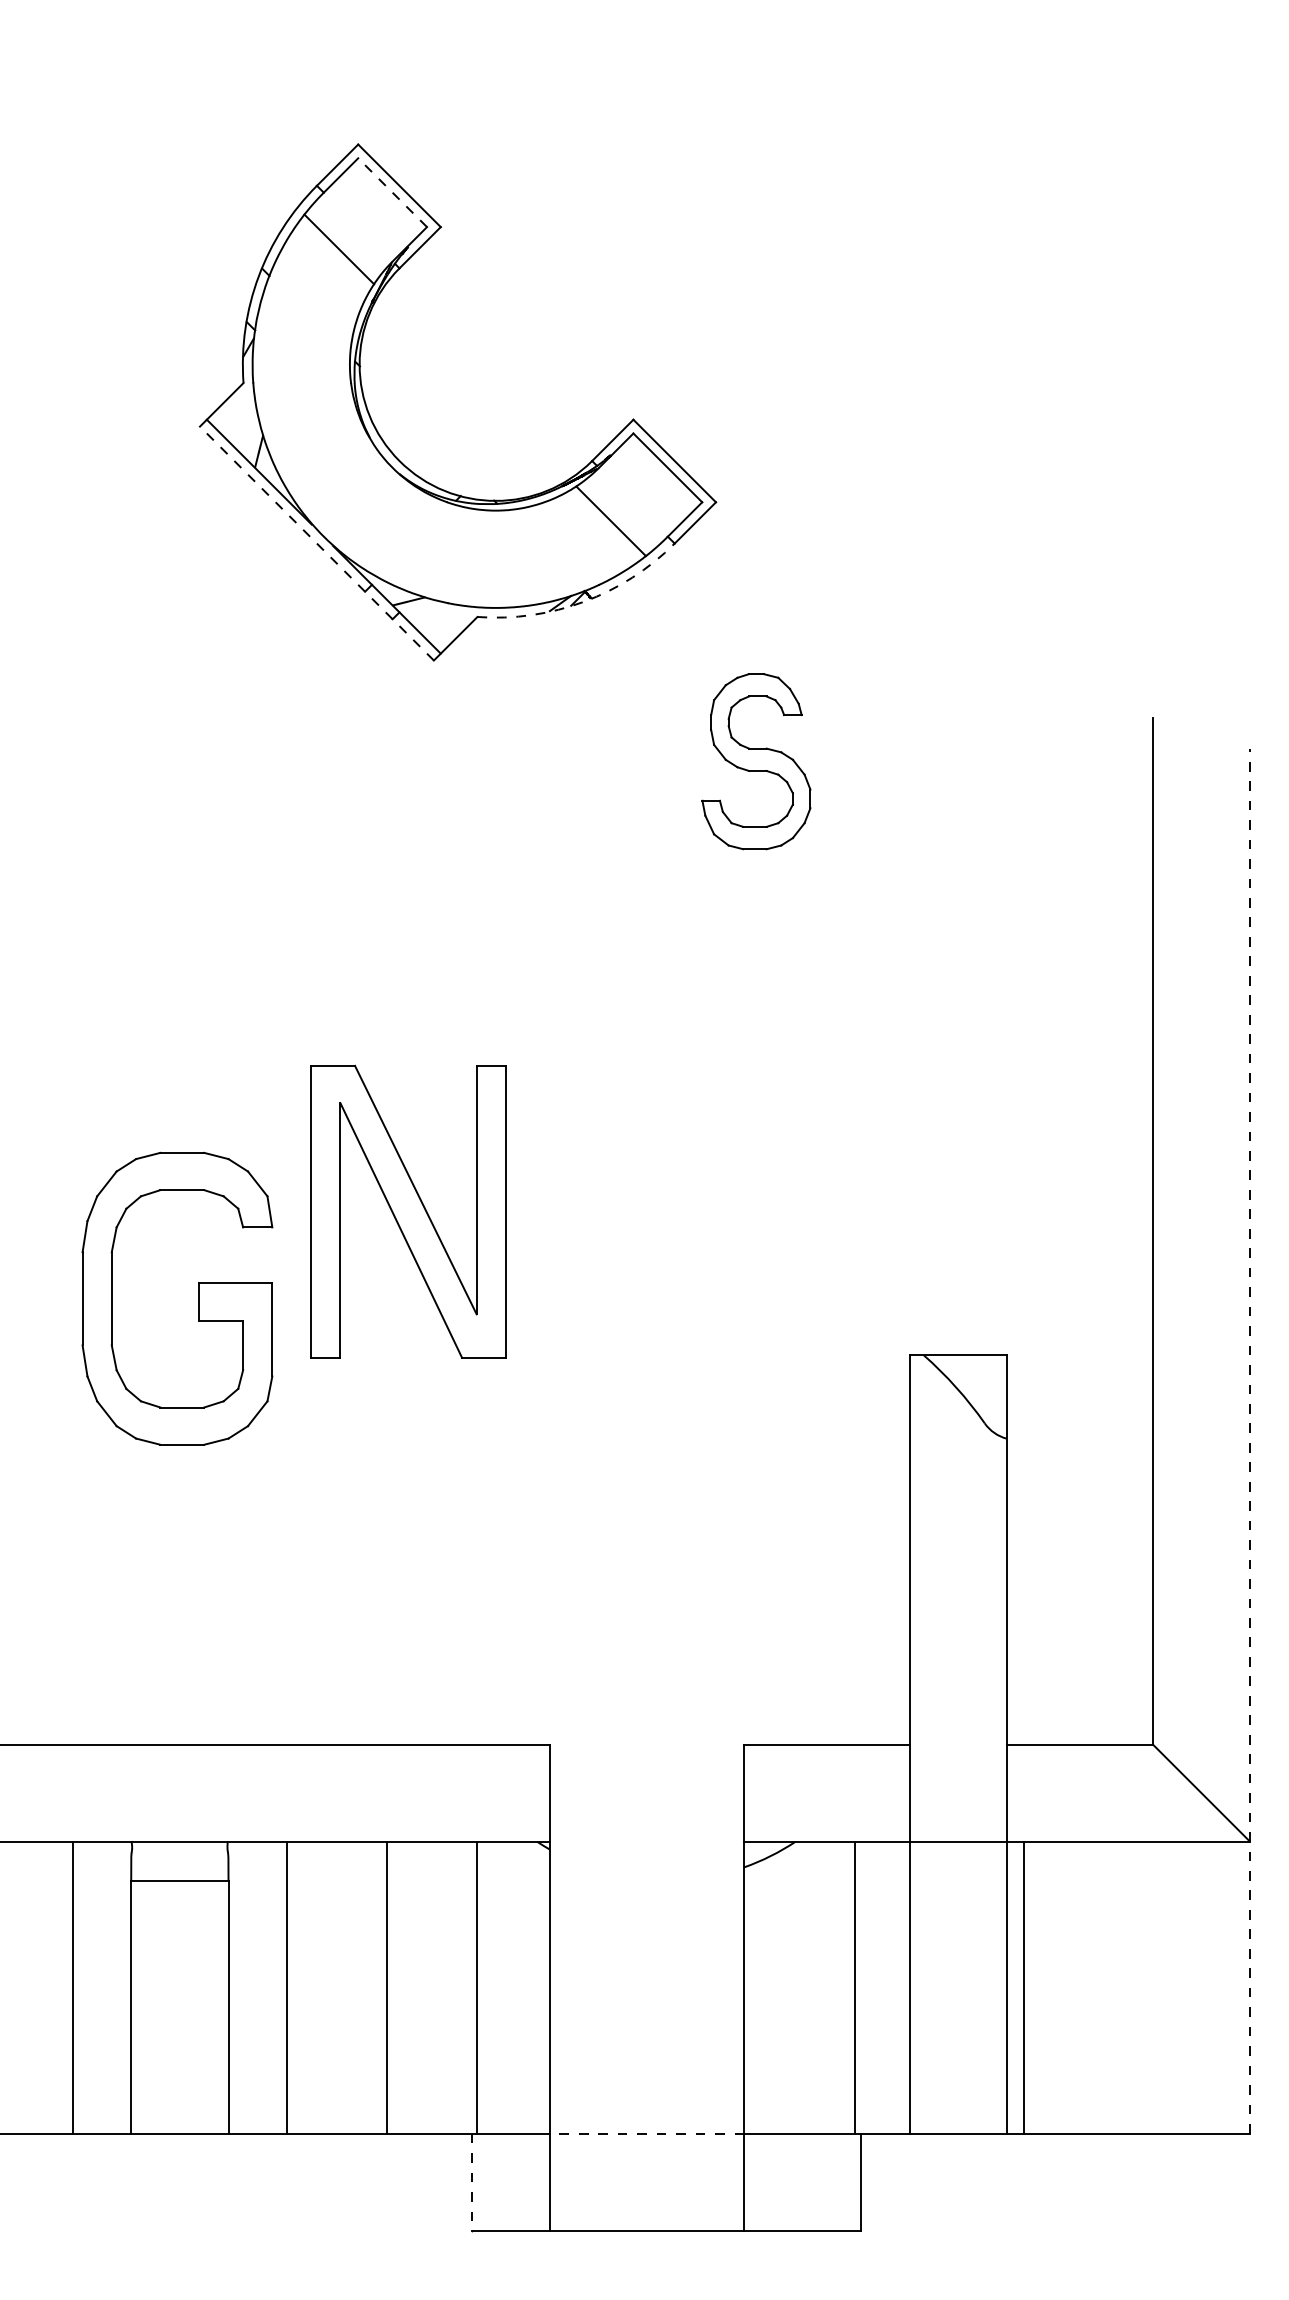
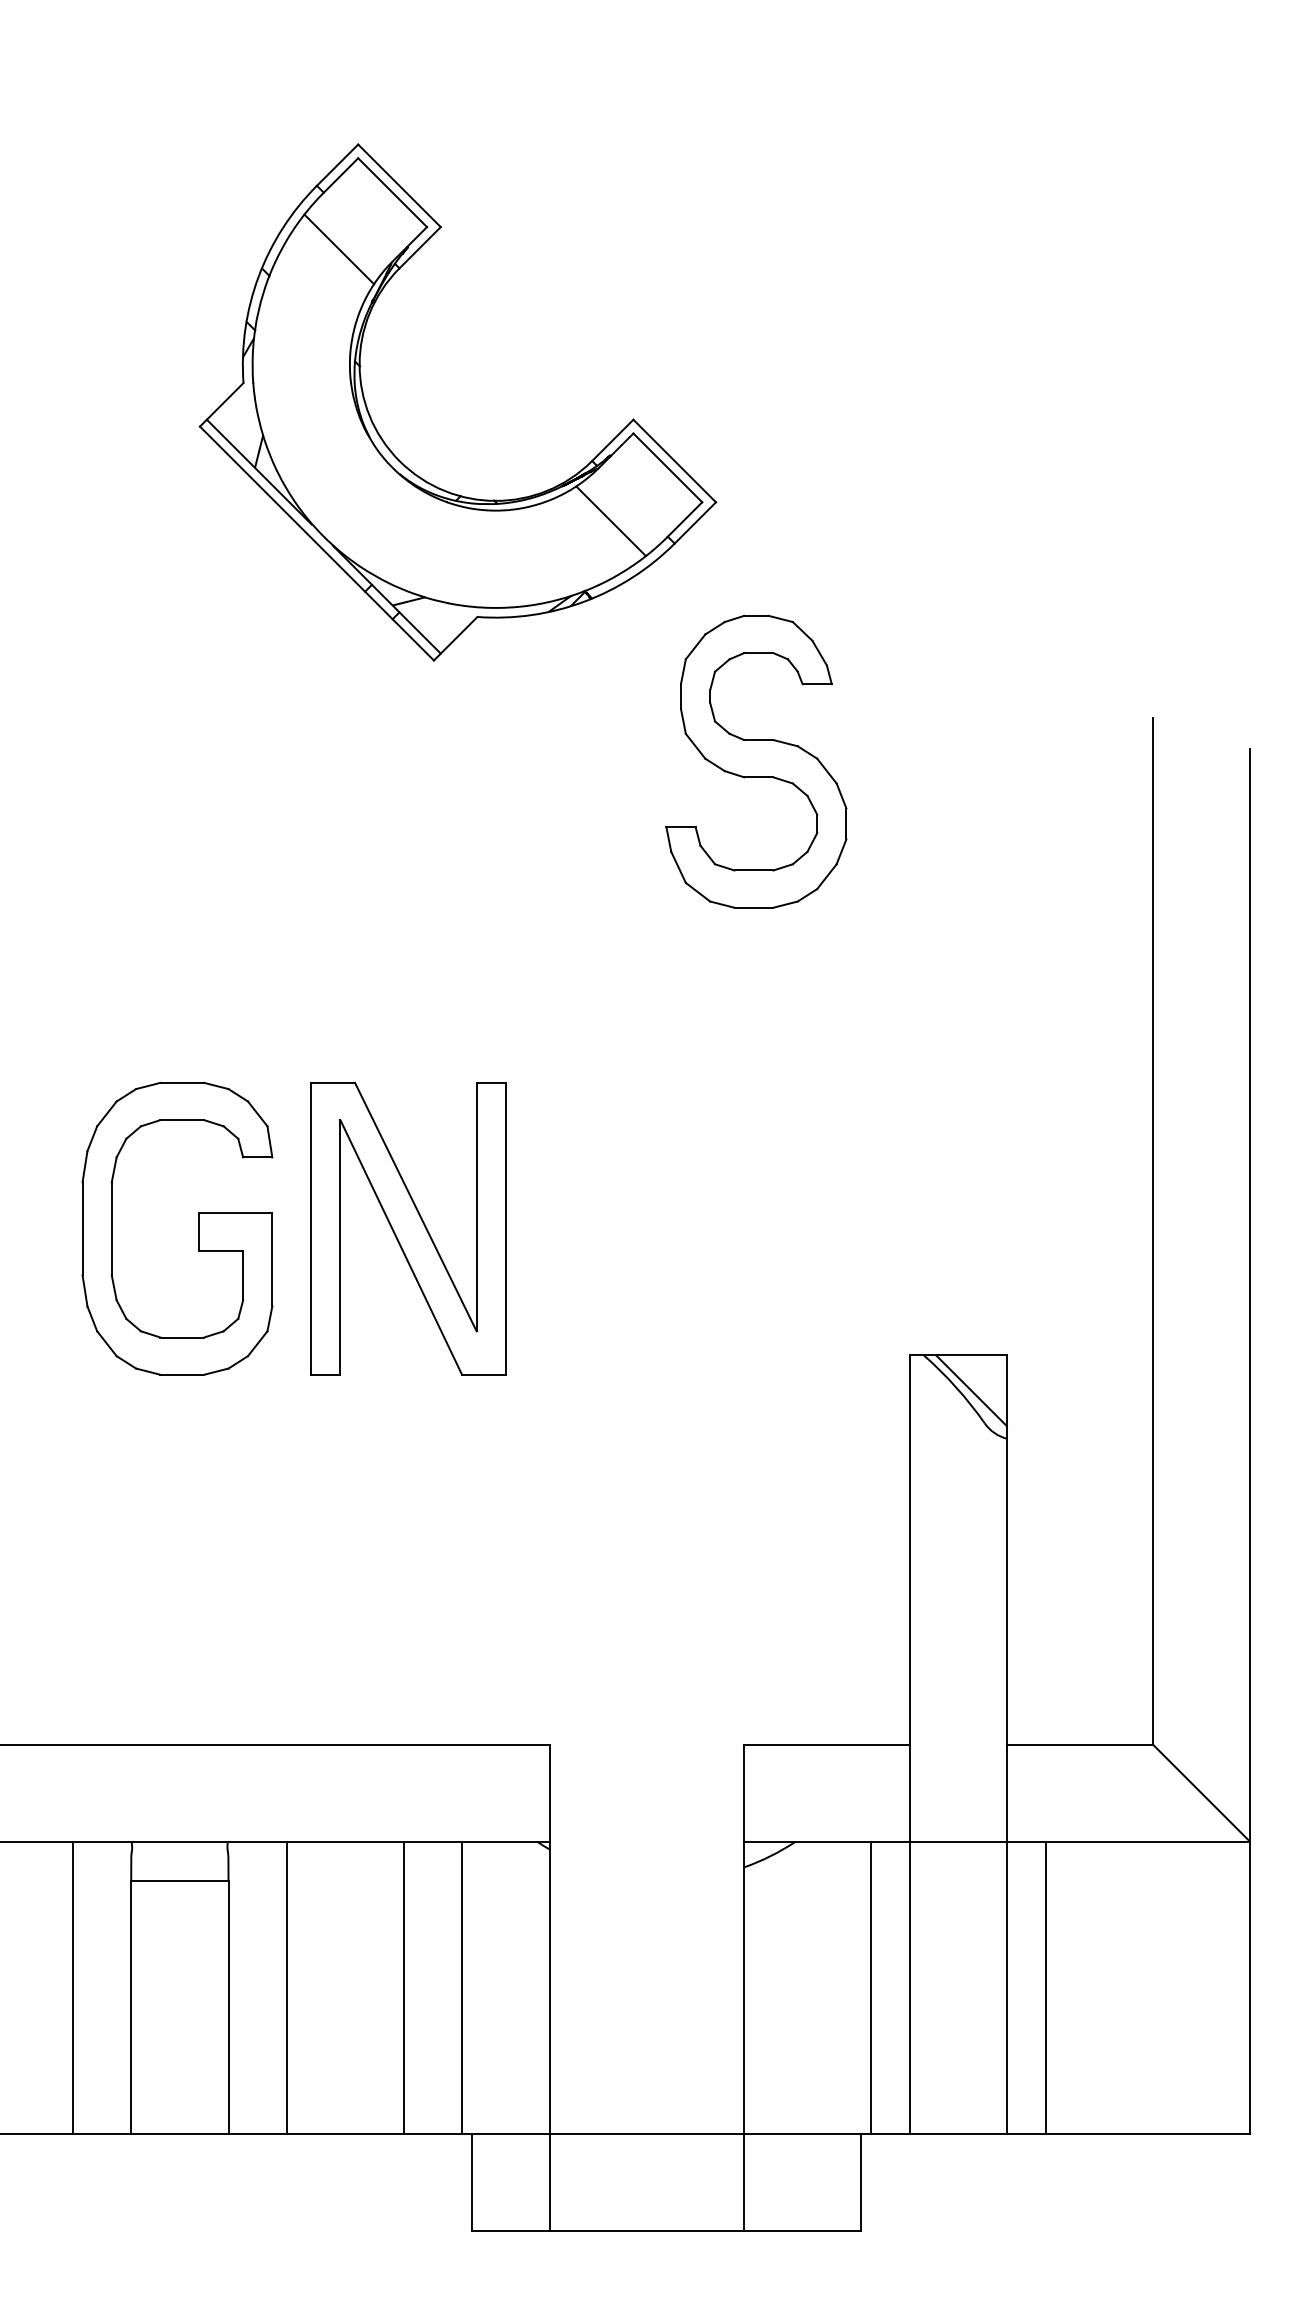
line: dashed -> solid (392, 192)
line: dashed -> solid (316, 543)
arc: dashed -> solid (584, 601)
part size: 111x178 px -> 183x295 px (756, 761)
part position: (408, 1211) -> (408, 1228) (408, 1228)
part position: (198, 1298) -> (198, 1228) (198, 1228)
line: none -> present (971, 1390)
line: dashed -> solid (1250, 1440)
line position: (386, 1987) -> (403, 1987) (403, 1987)
line position: (477, 1987) -> (462, 1987) (462, 1987)
line position: (854, 1987) -> (870, 1987) (870, 1987)
line position: (1023, 1987) -> (1045, 1987) (1045, 1987)
line: dashed -> solid (646, 2133)
line: dashed -> solid (471, 2182)
